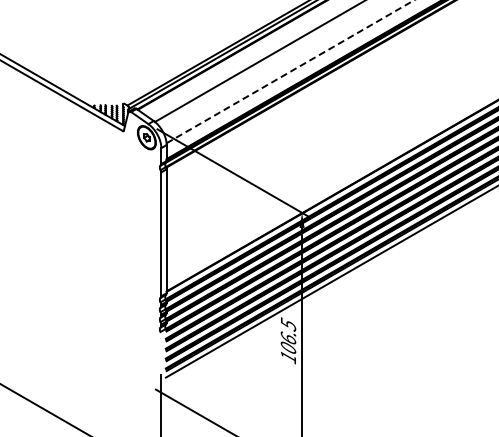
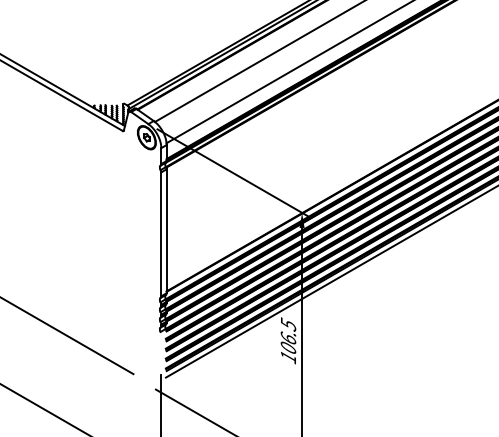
line: dashed -> solid (290, 71)
line: none -> present (67, 336)
